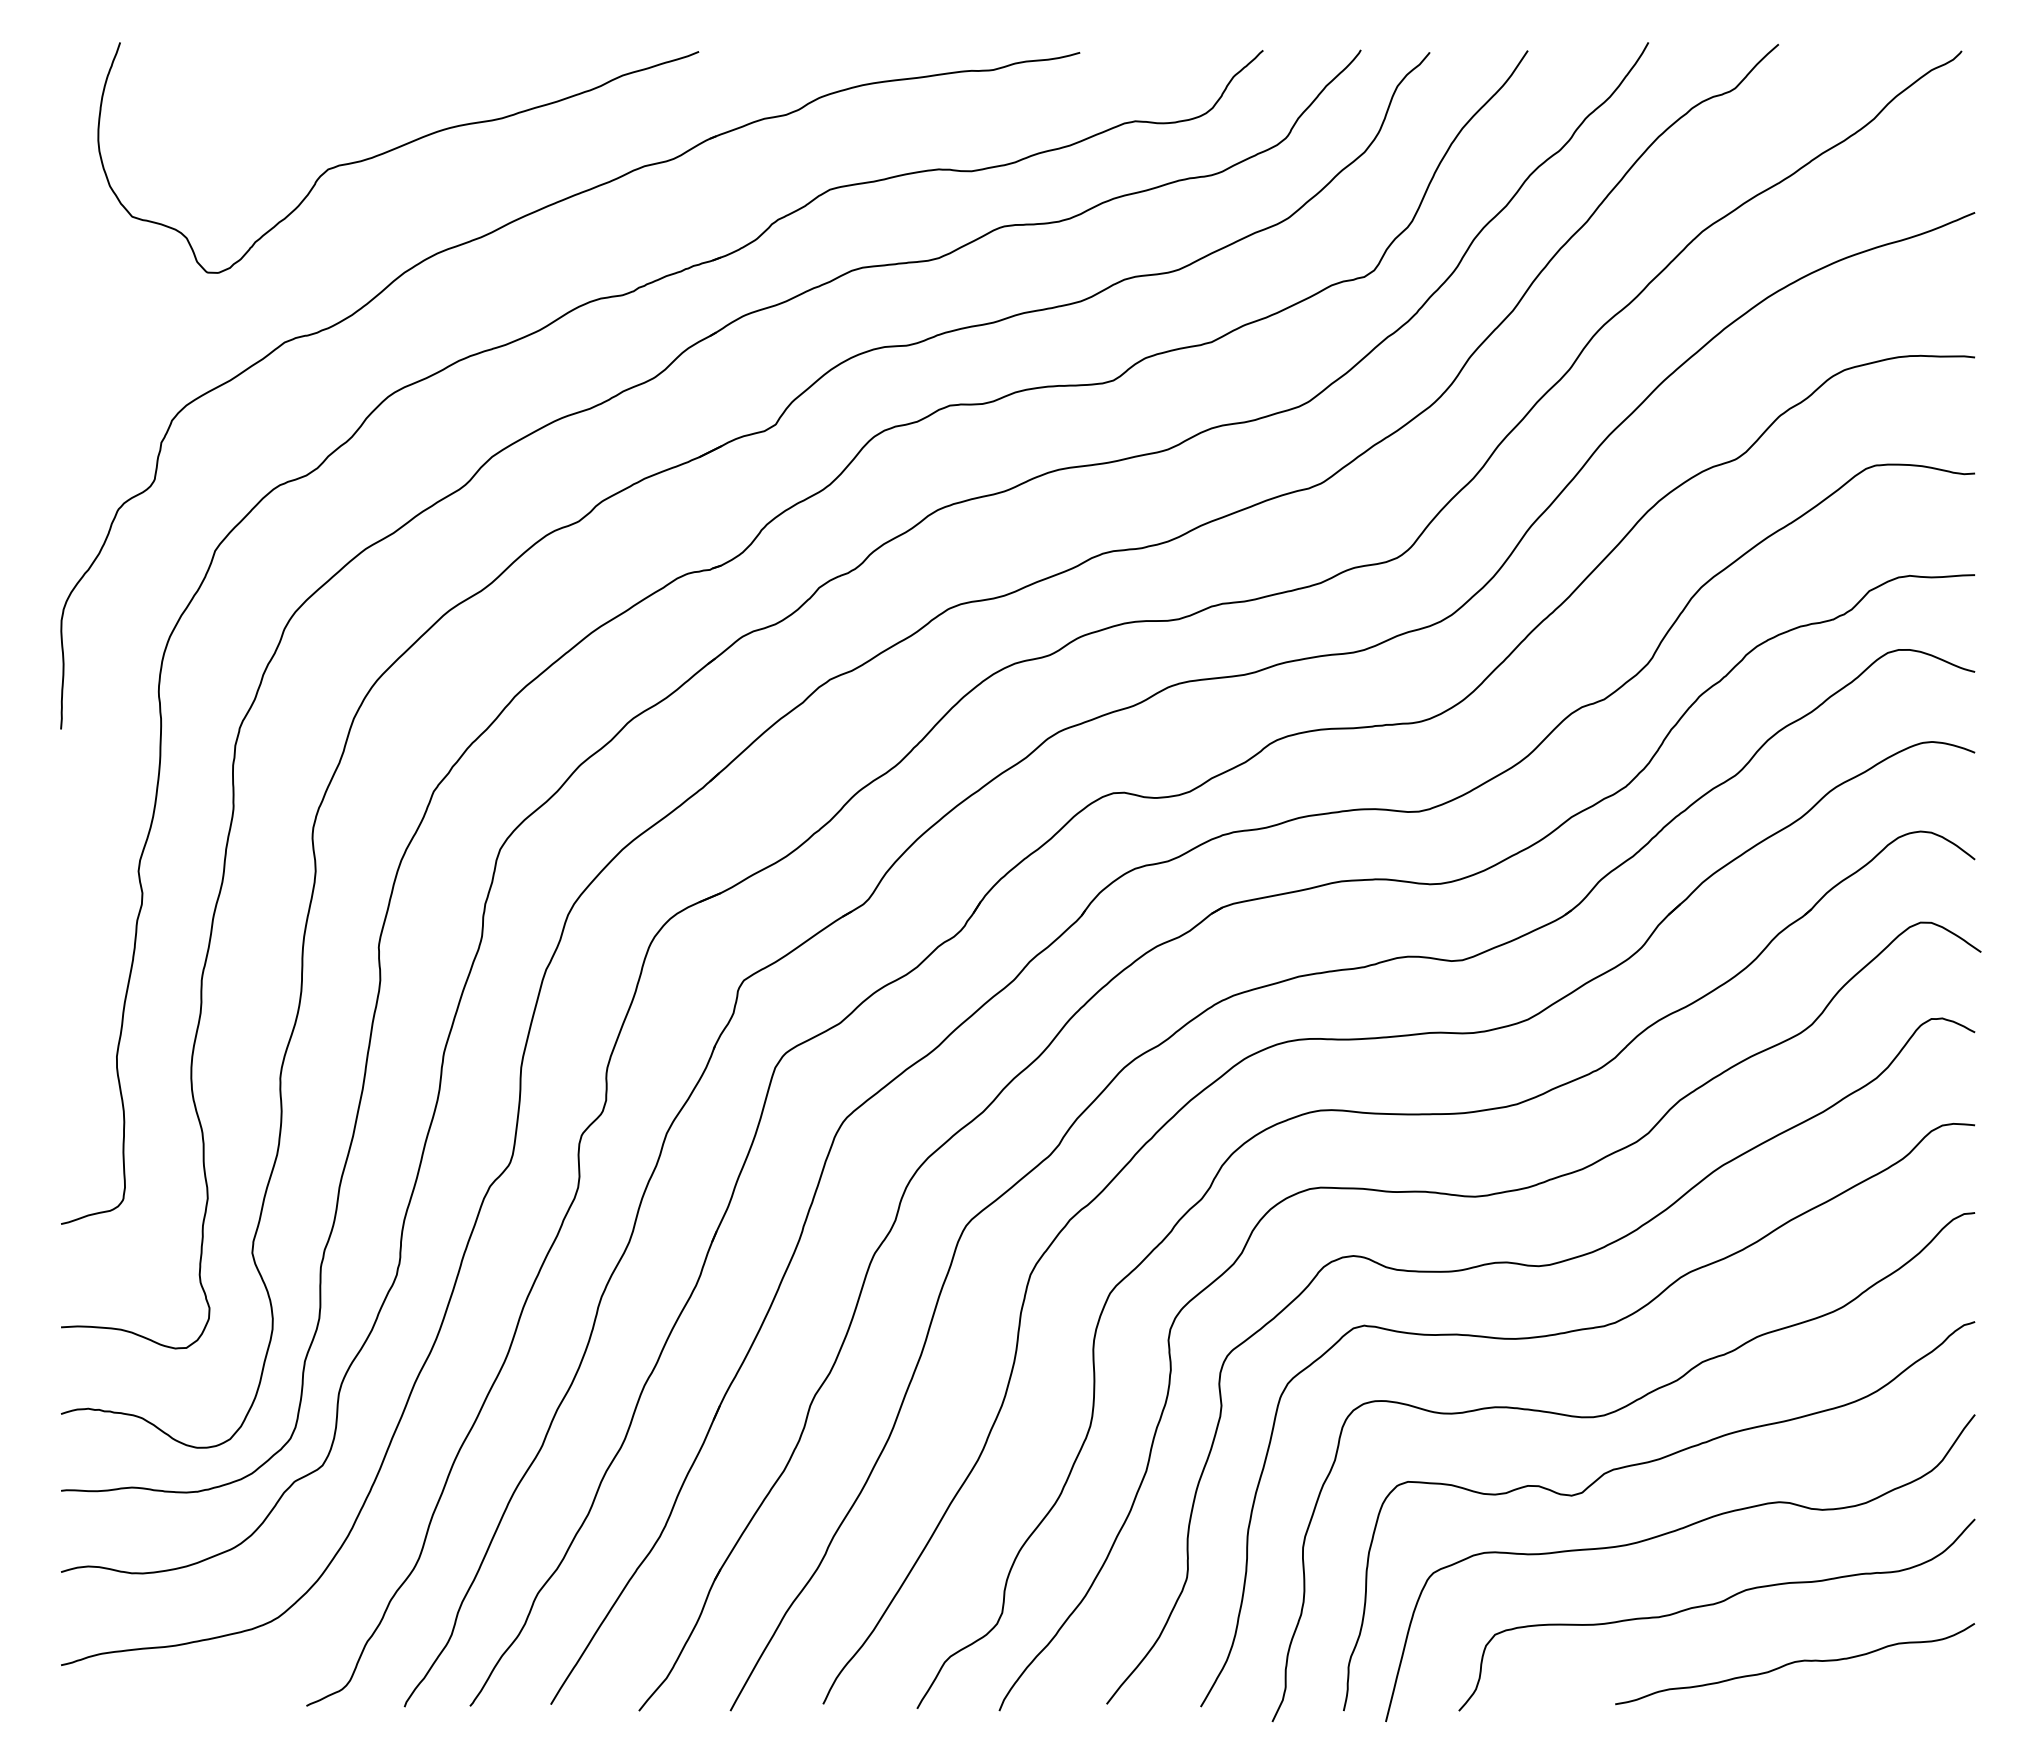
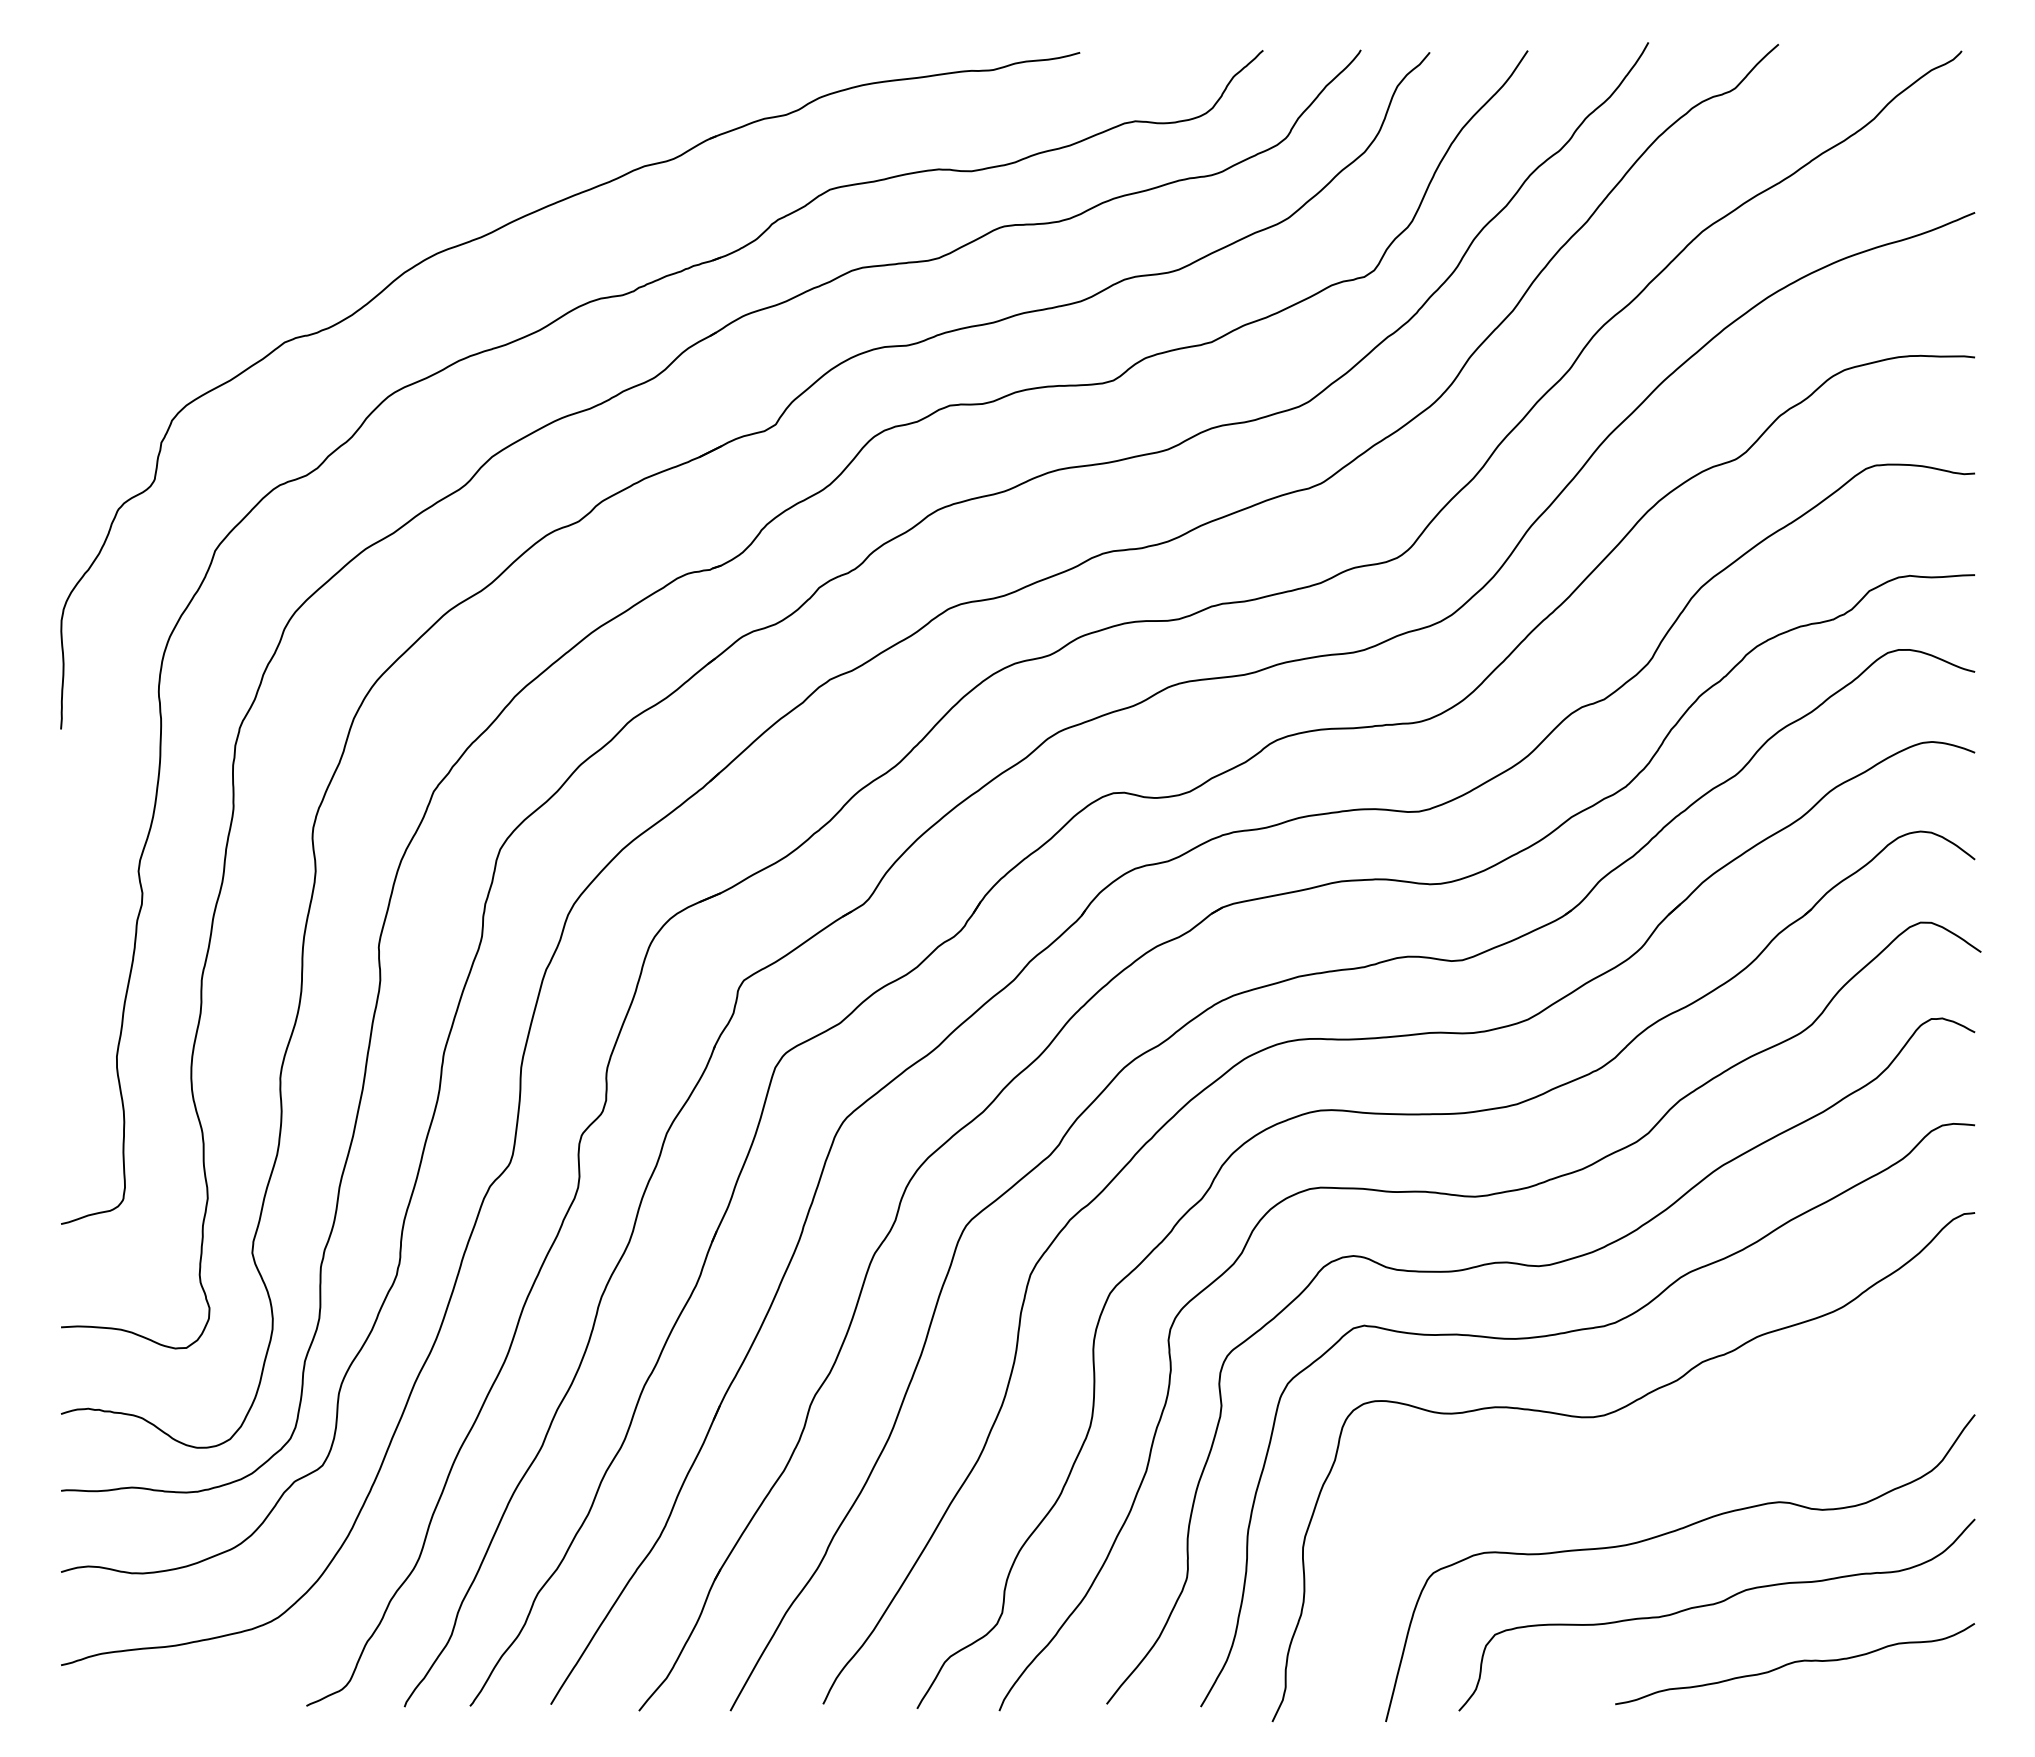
curve: present -> none (396, 149)
curve: present -> none (1648, 1463)
